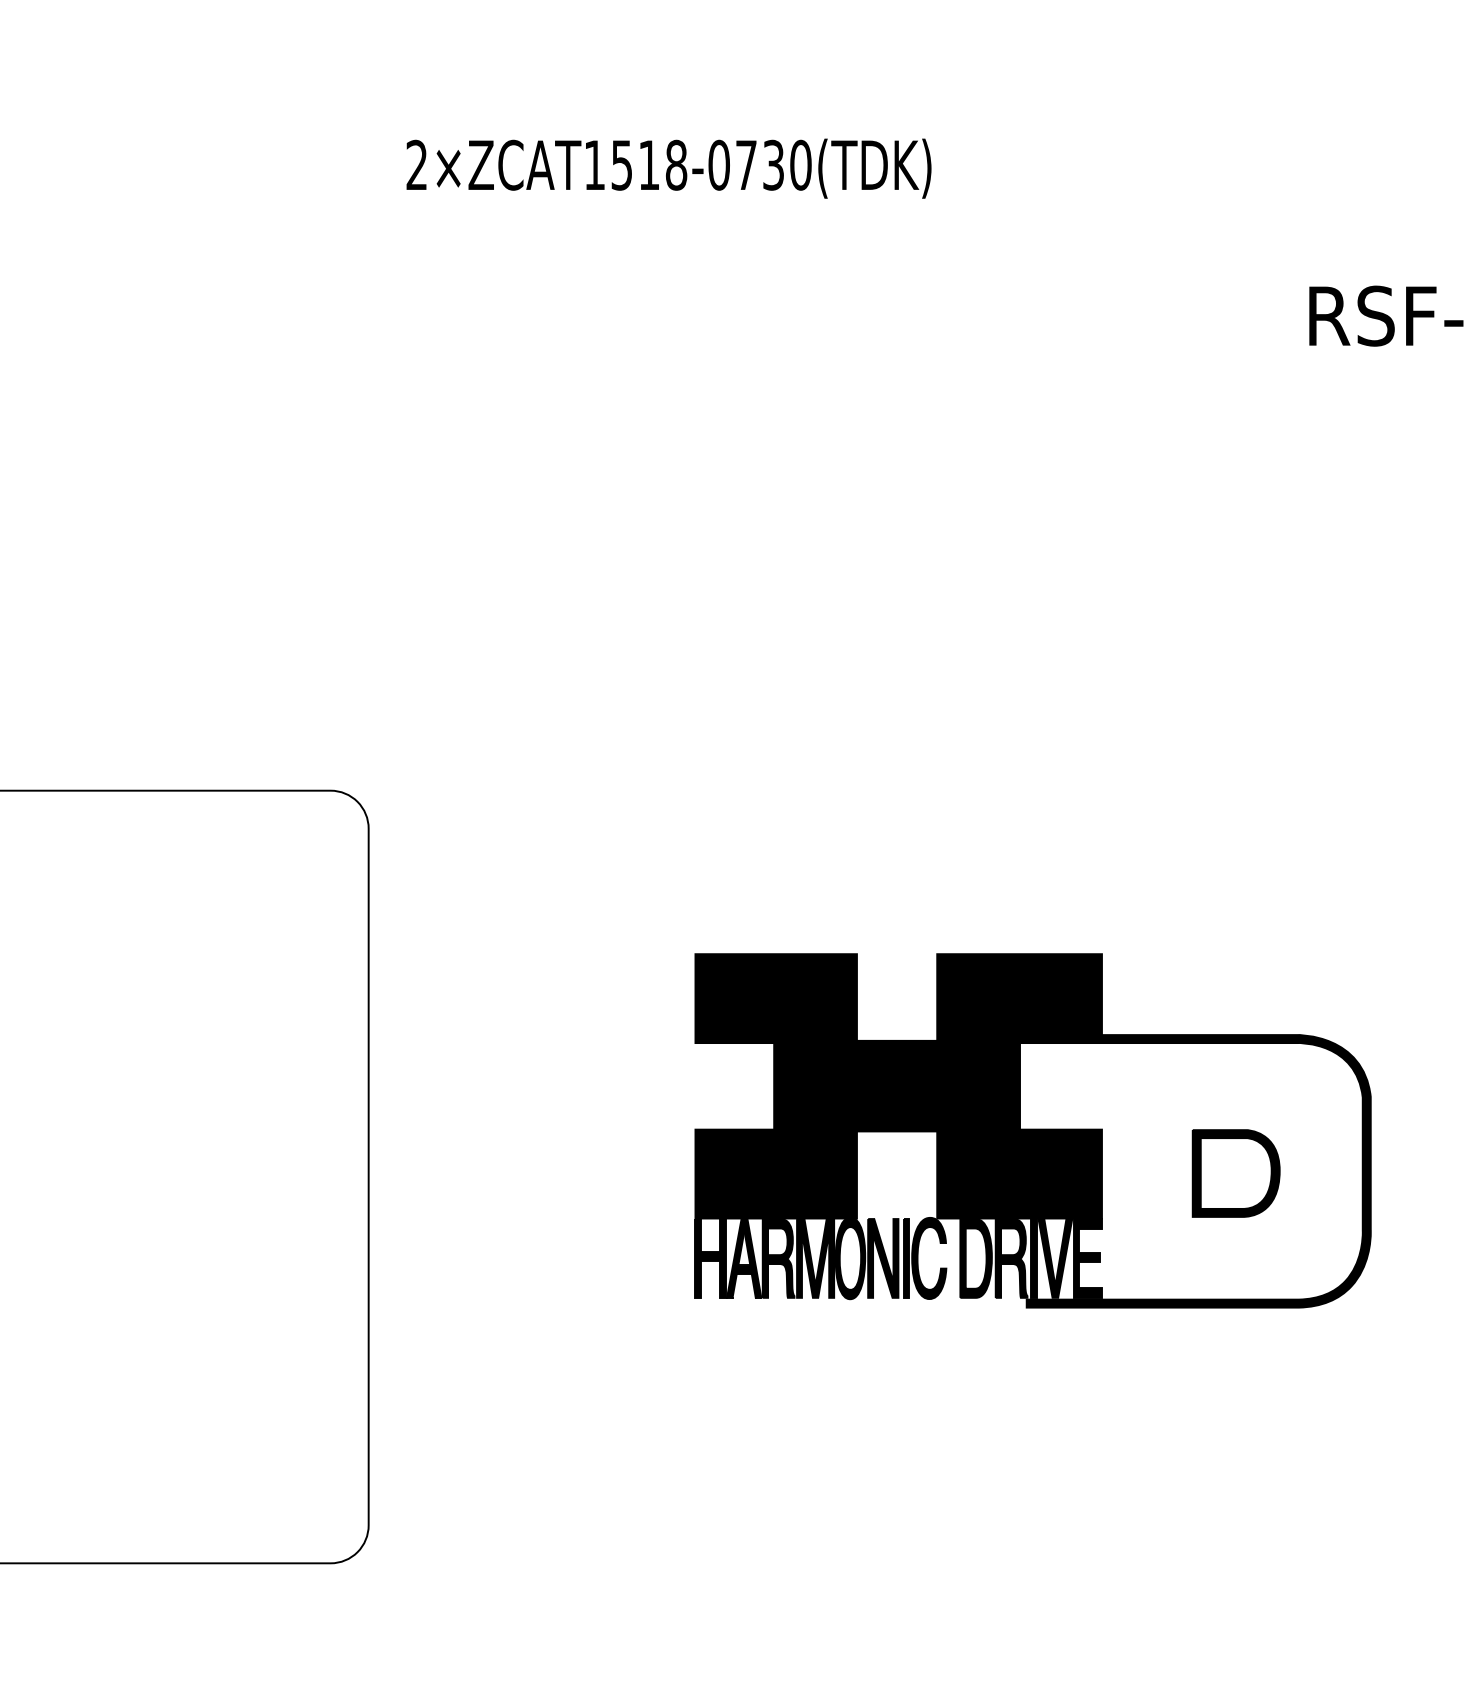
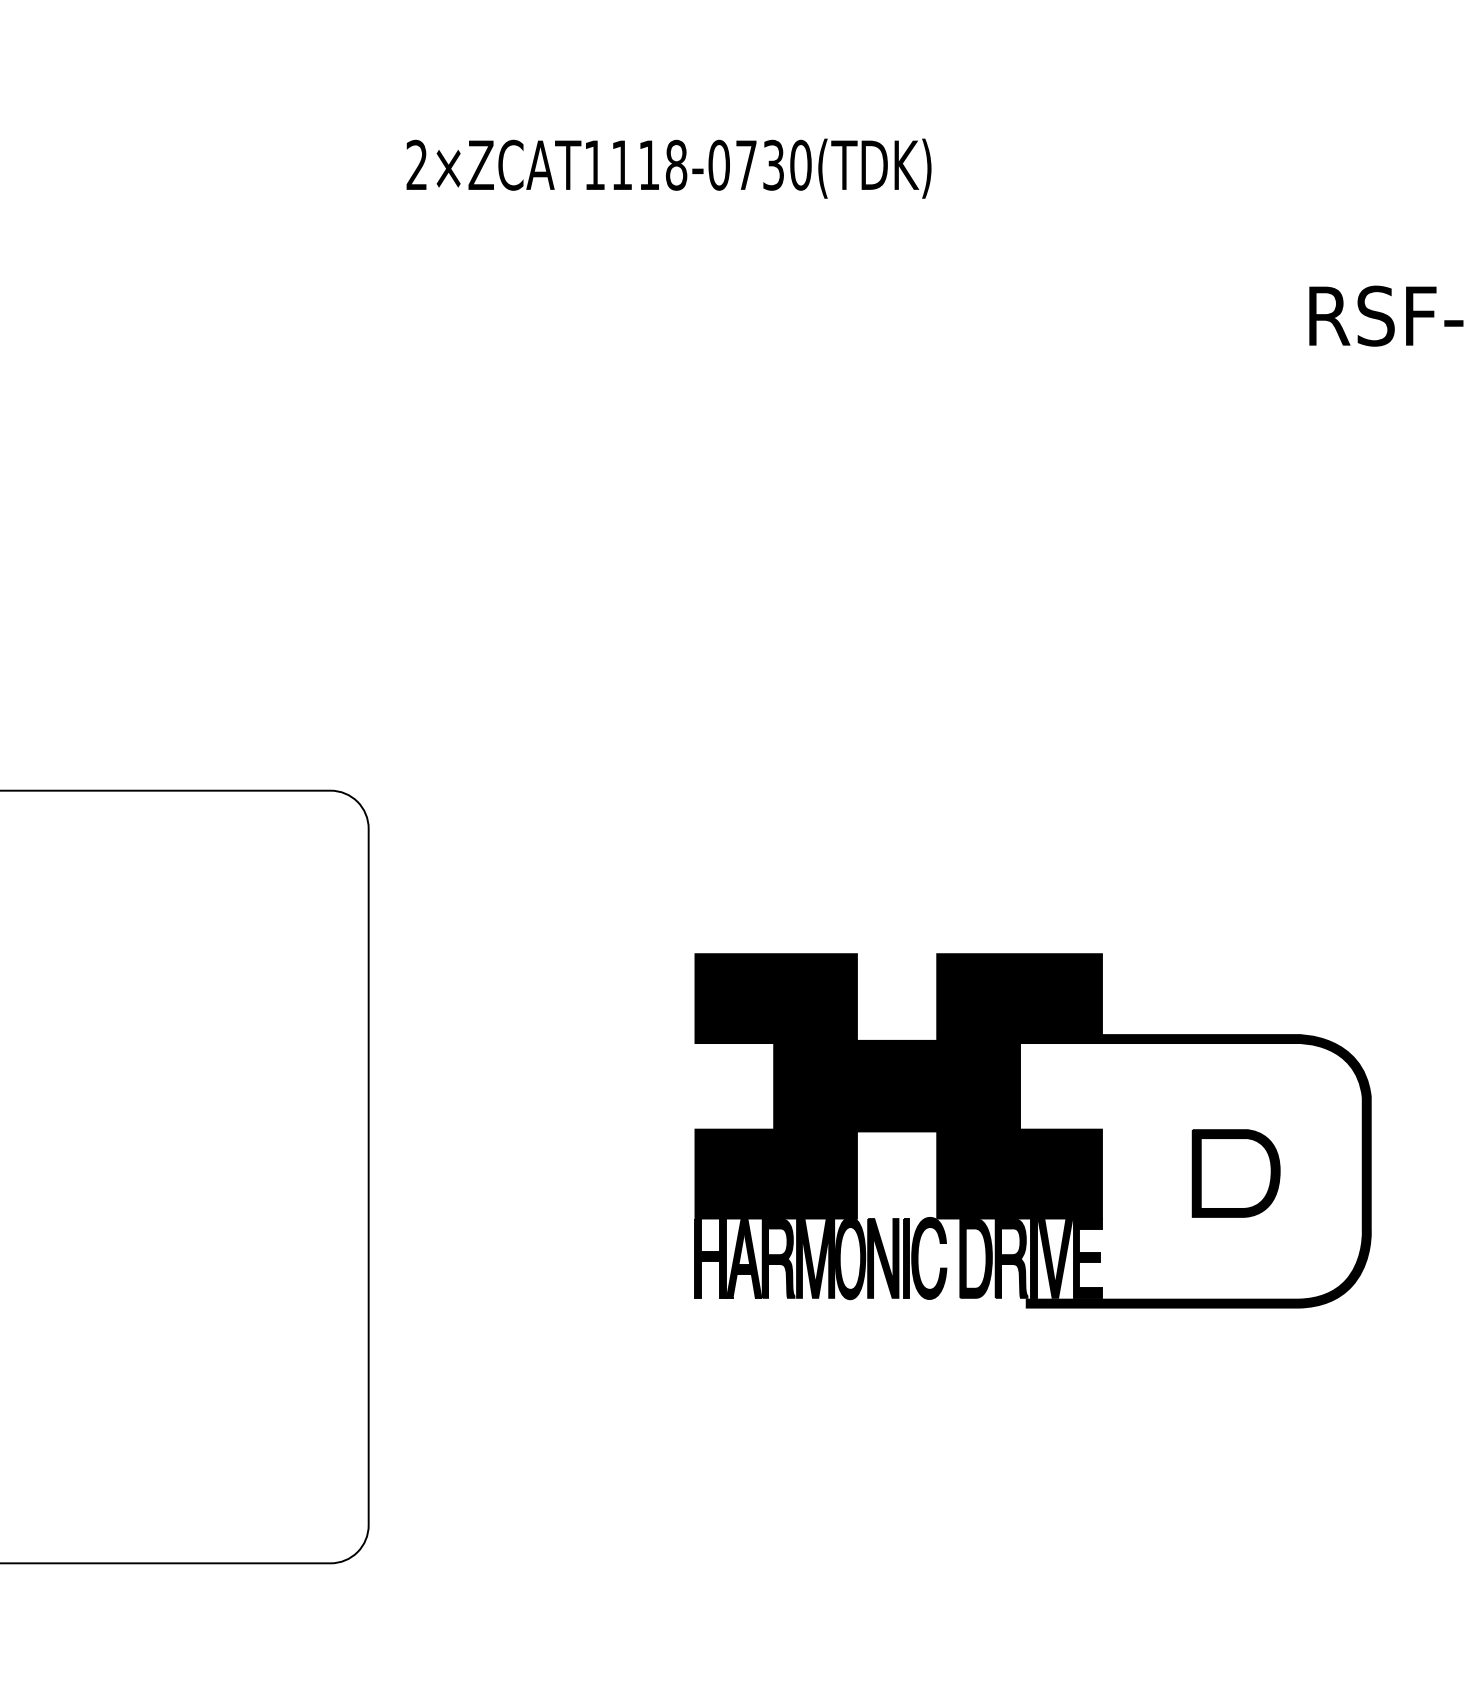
text: 2×ZCAT1518-0730(TDK) -> 2×ZCAT1118-0730(TDK) (621, 165)
